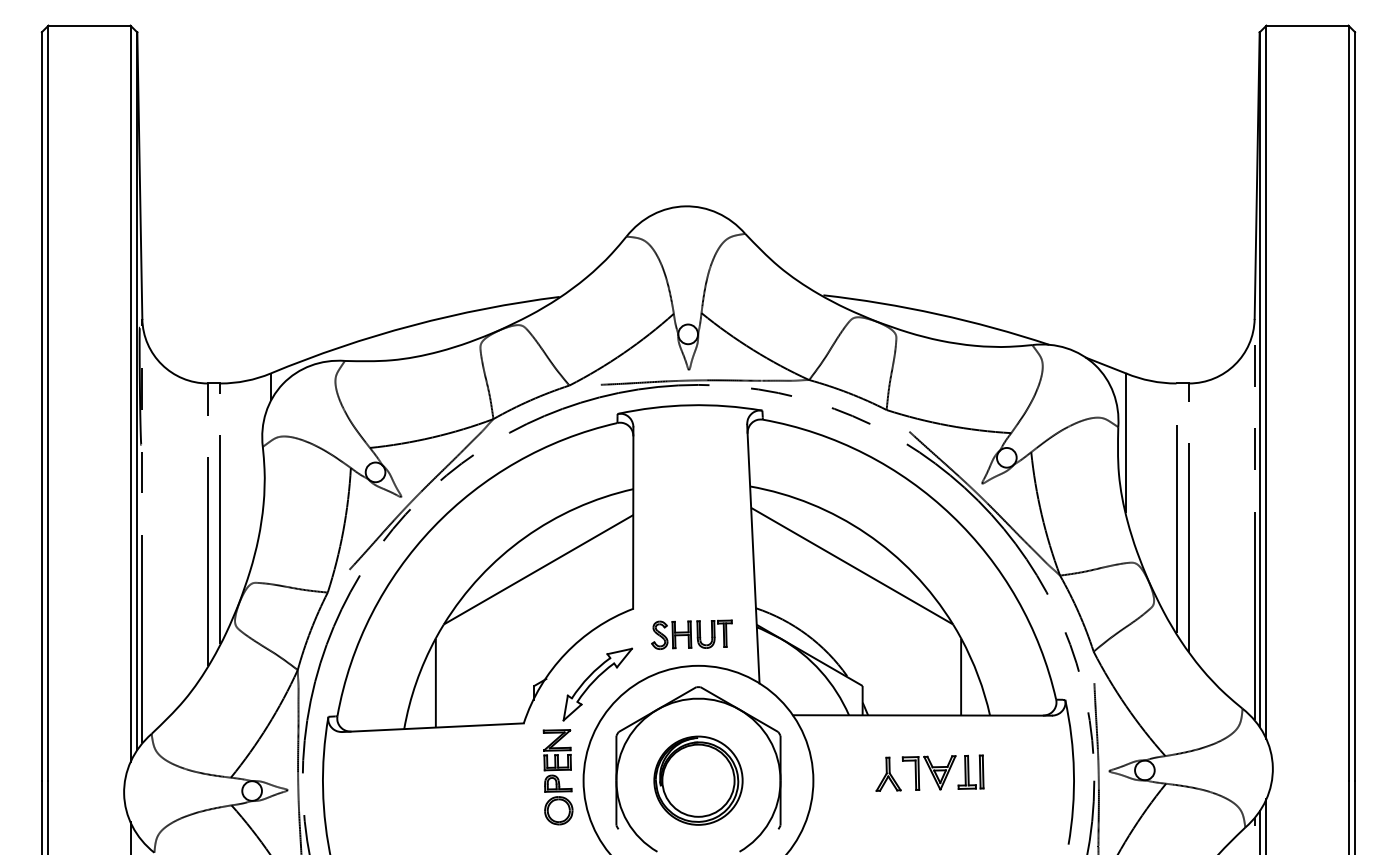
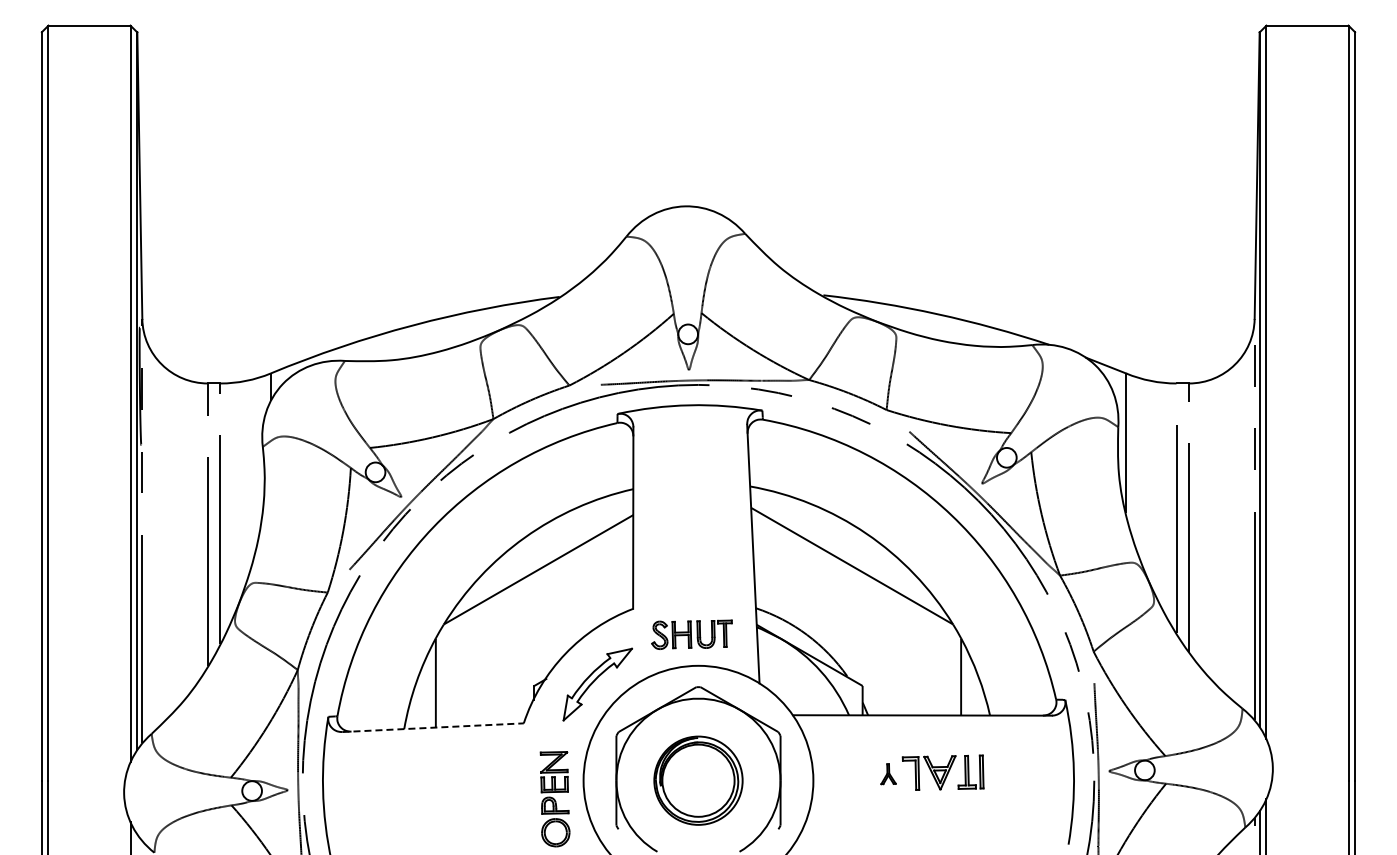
line: solid -> dashed (433, 727)
part size: 27x36 px -> 17x23 px (888, 774)
part position: (557, 777) -> (554, 799) (554, 799)
